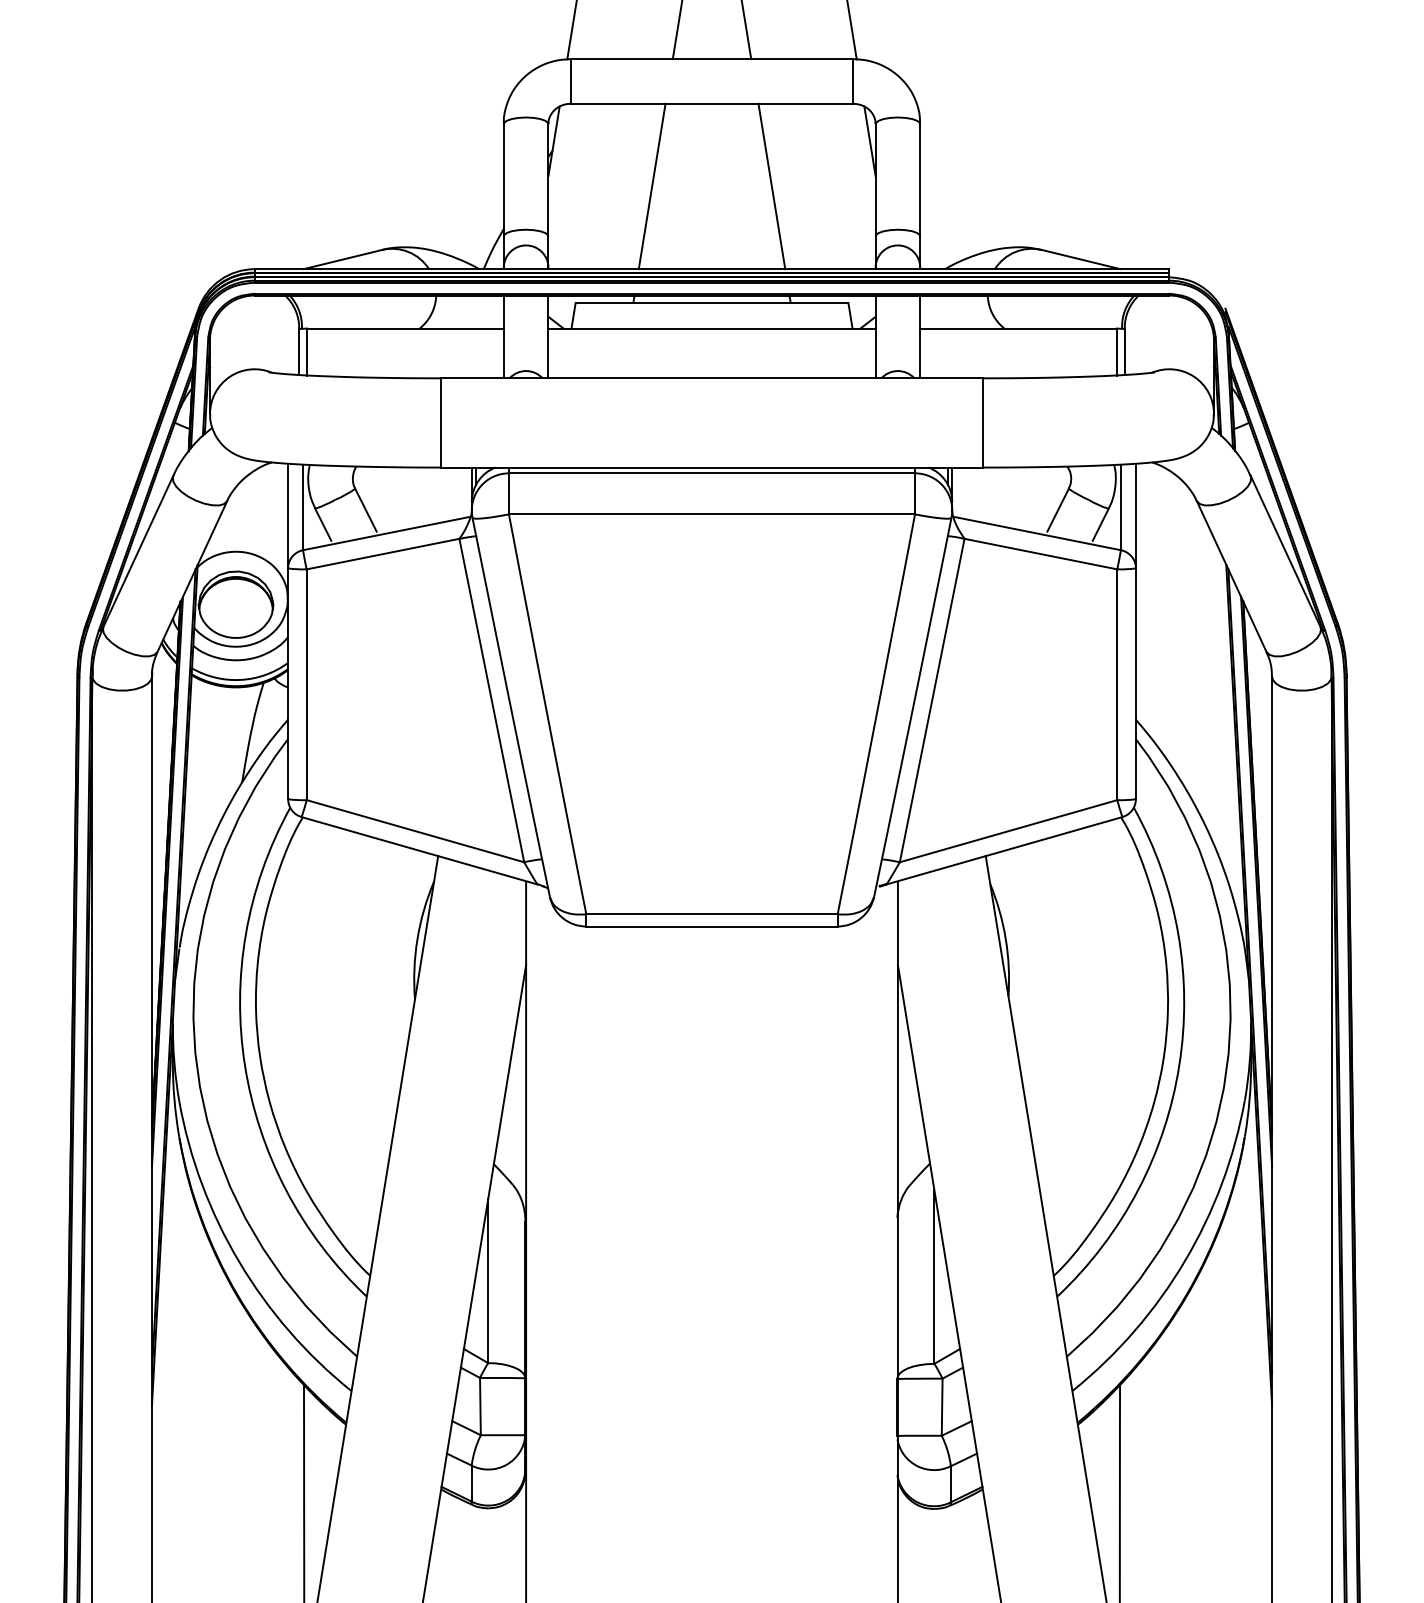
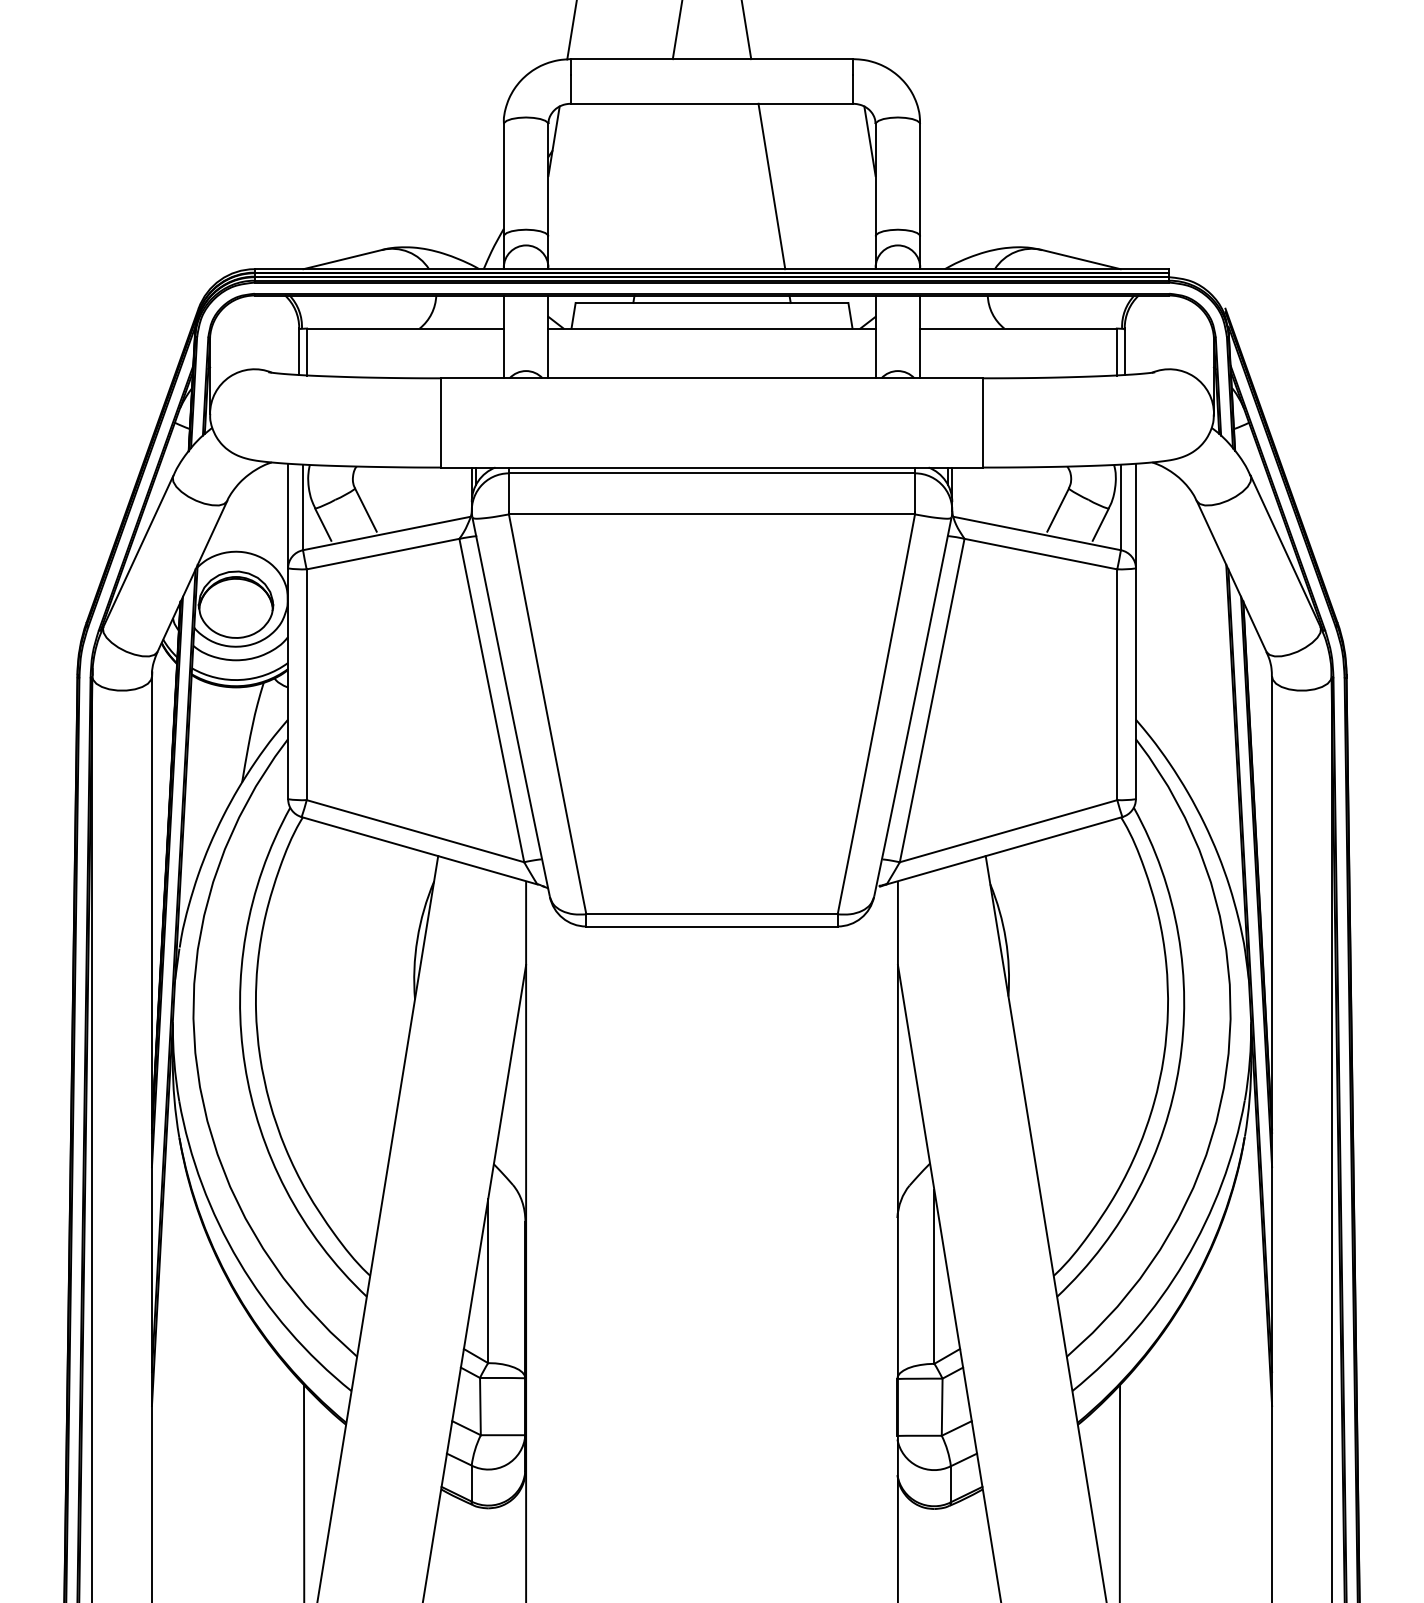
line: present -> none (851, 30)
line: present -> none (651, 186)
